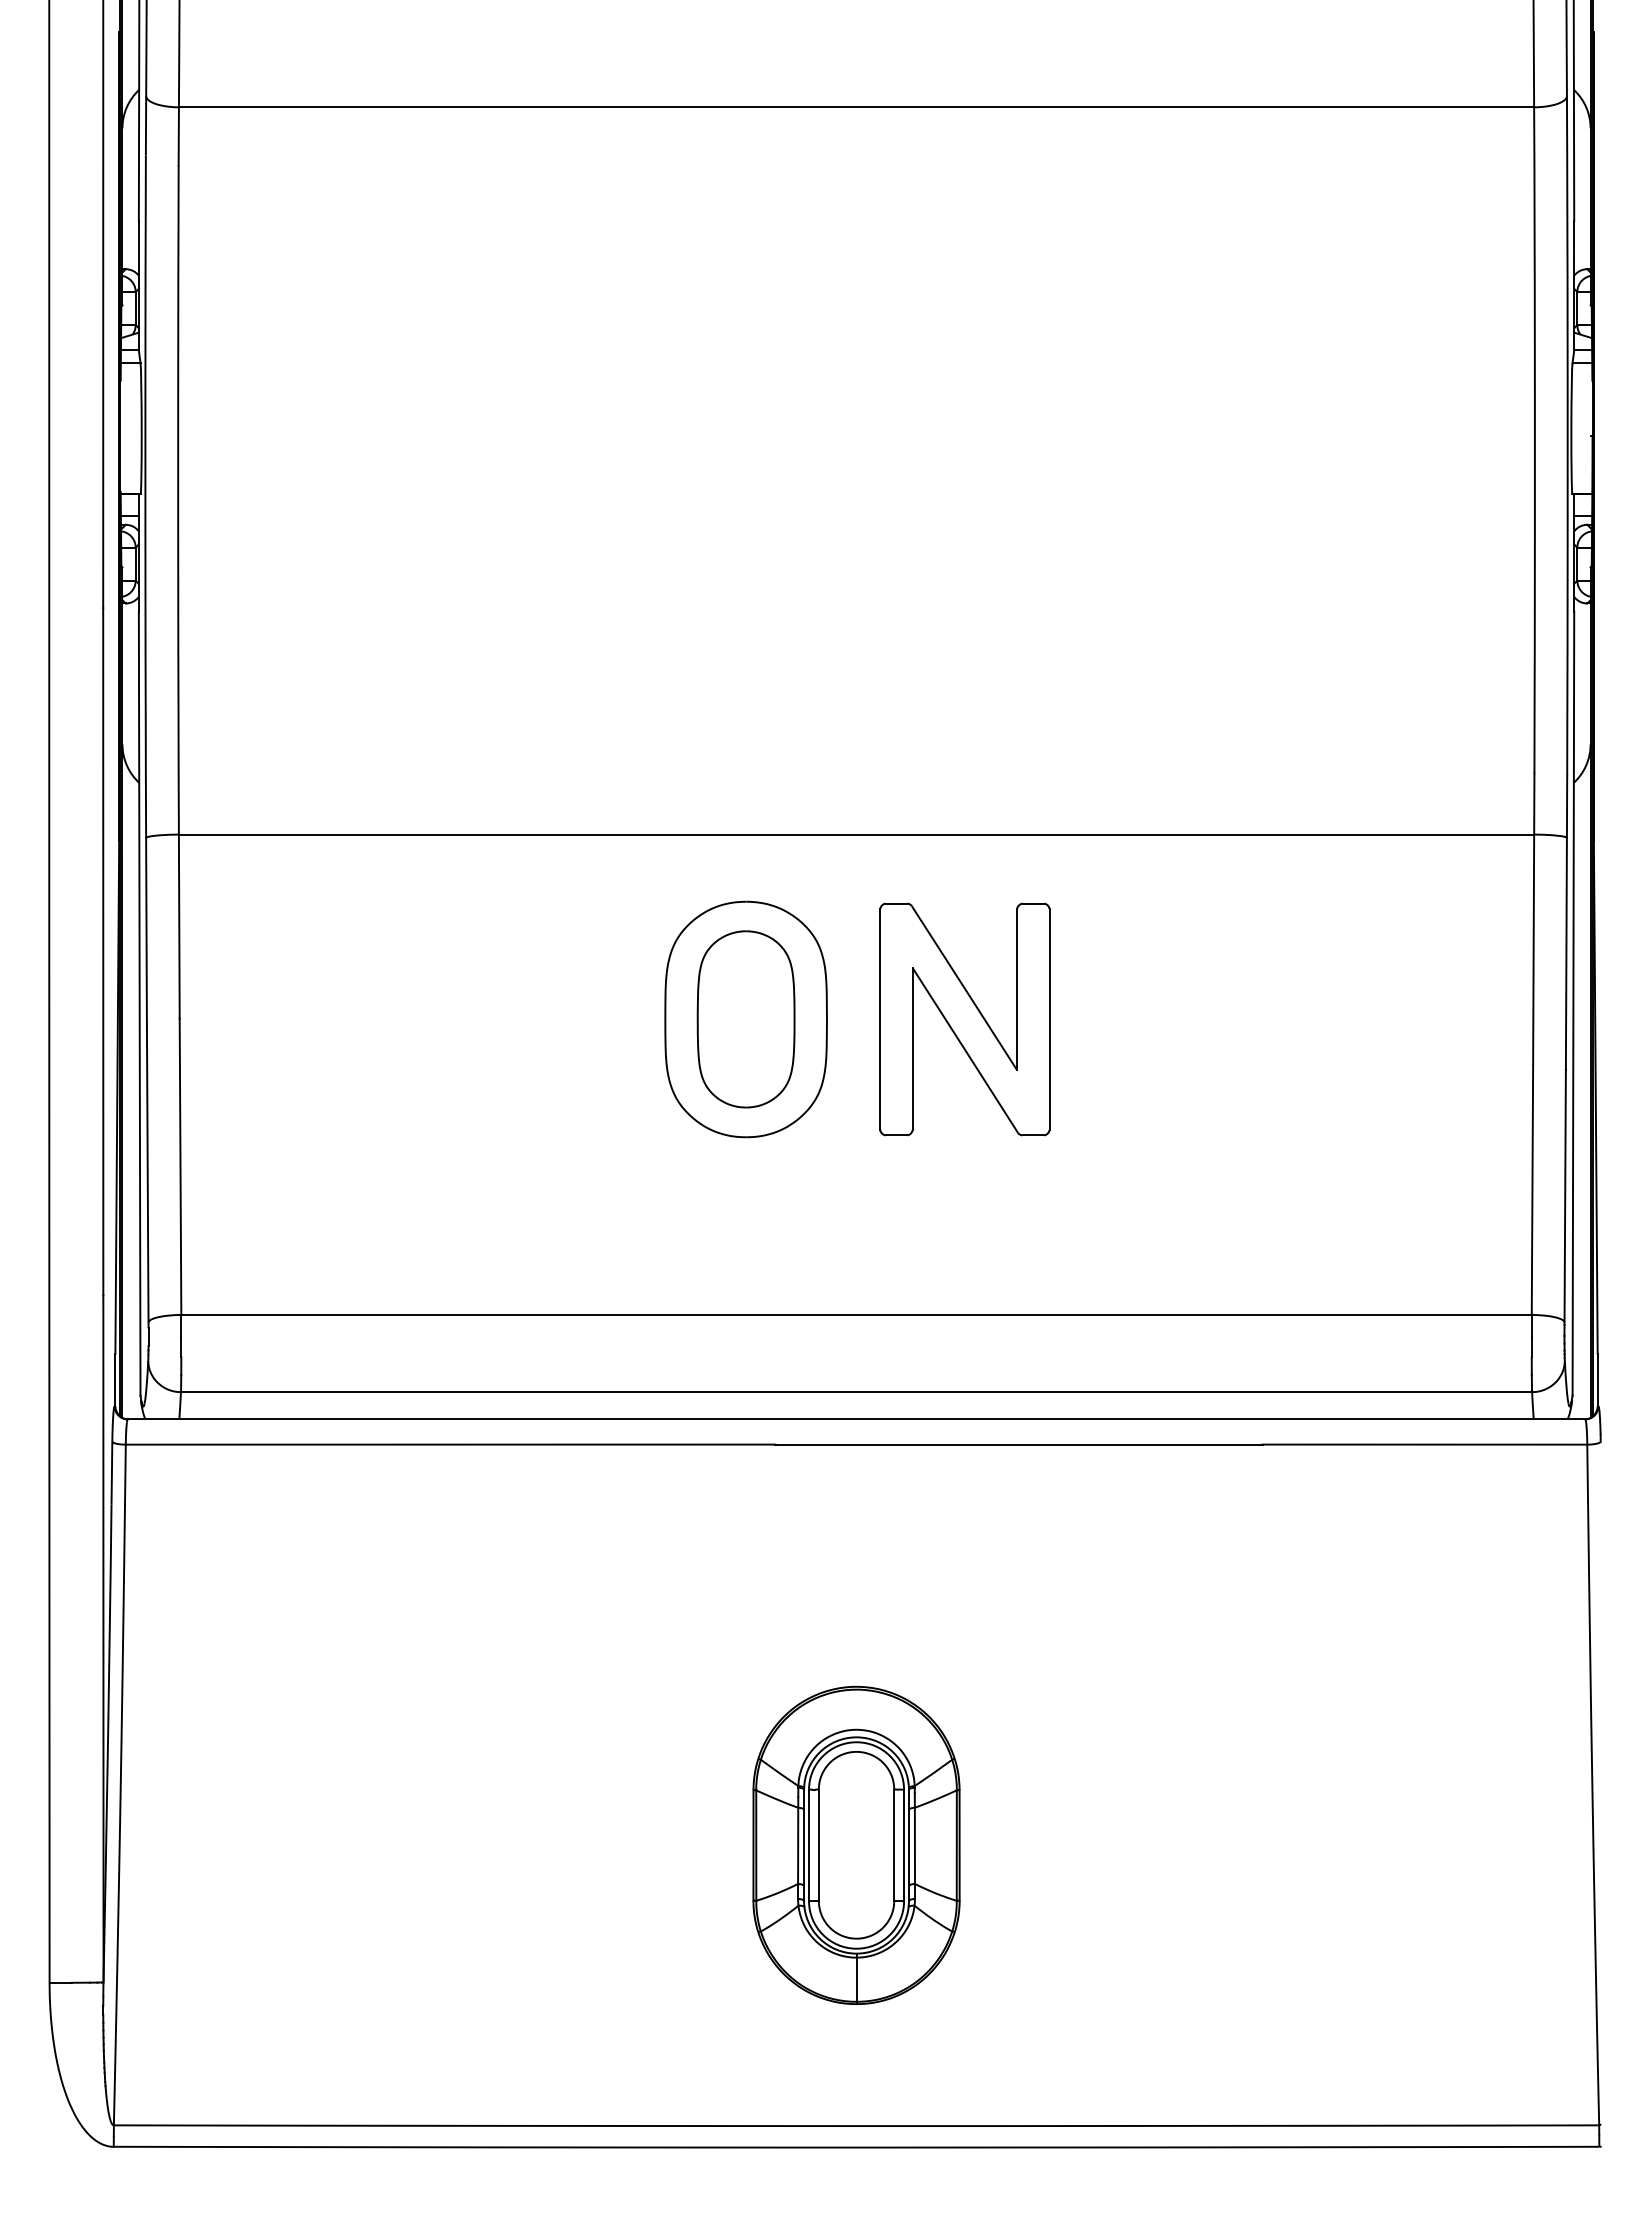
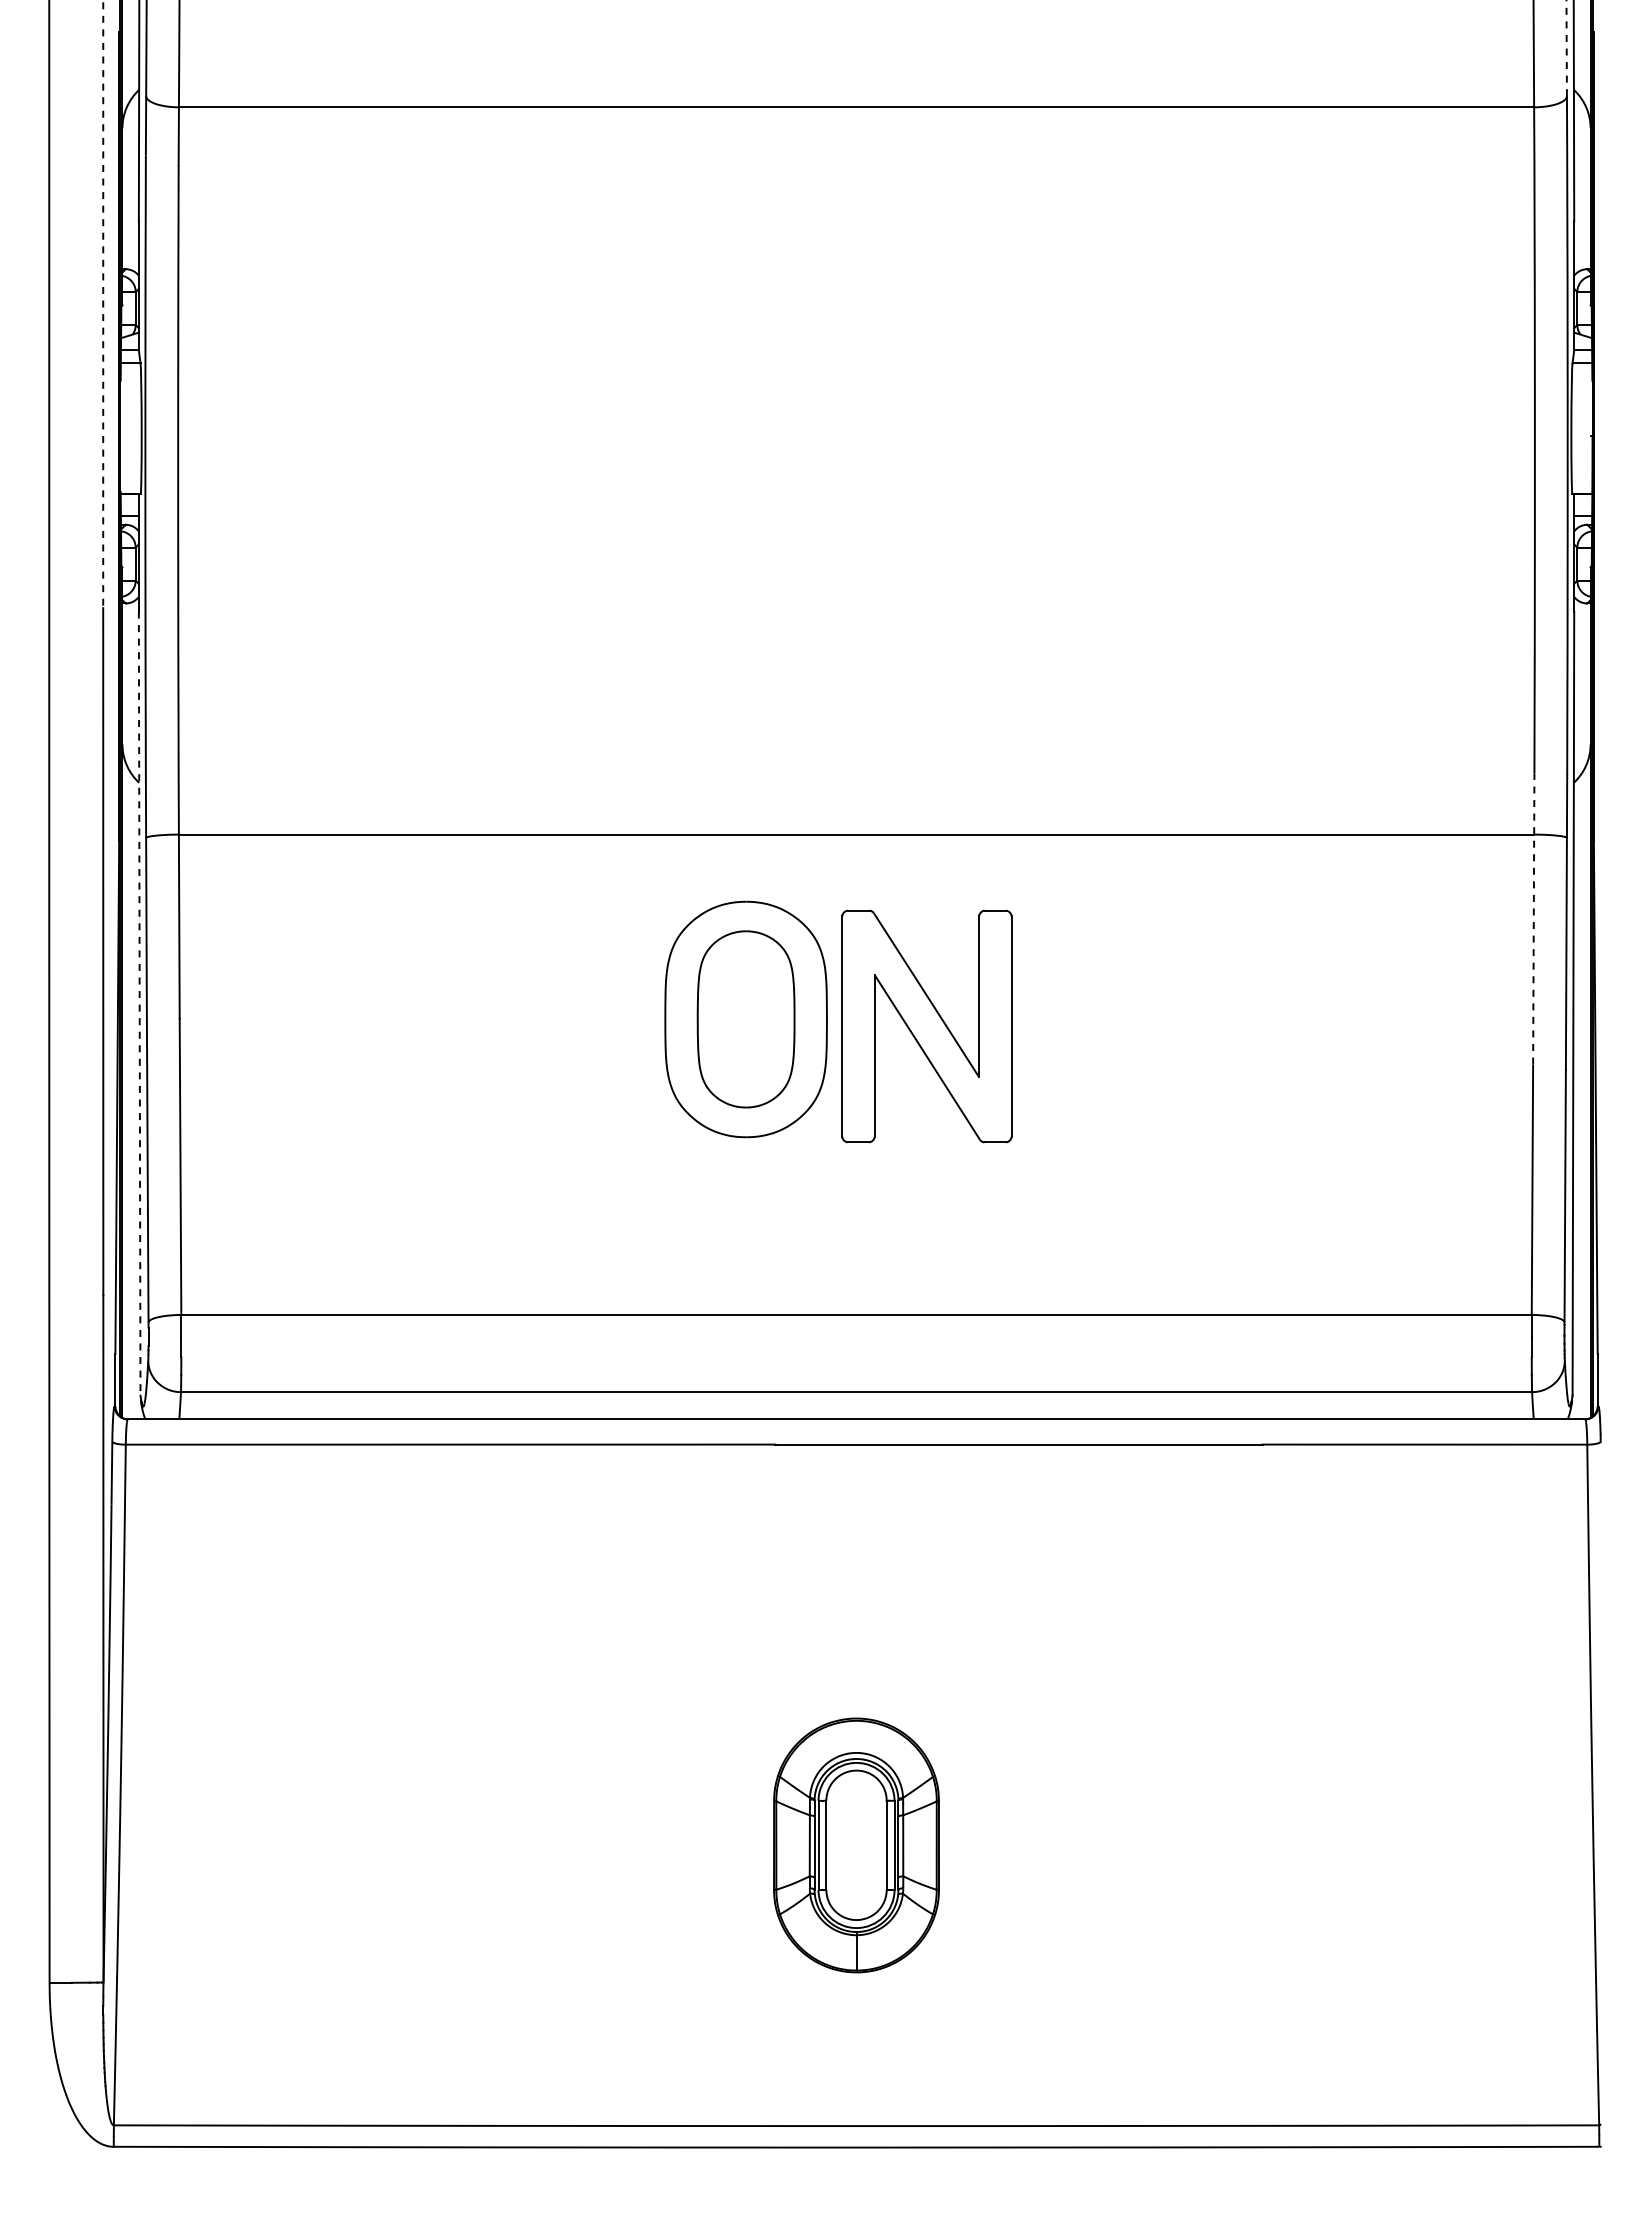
line: solid -> dashed (1566, 48)
line: solid -> dashed (103, 304)
line: solid -> dashed (1533, 919)
line: solid -> dashed (139, 1004)
part position: (964, 1019) -> (926, 1026) (926, 1026)
part size: 209x321 px -> 167x257 px (856, 1845)
